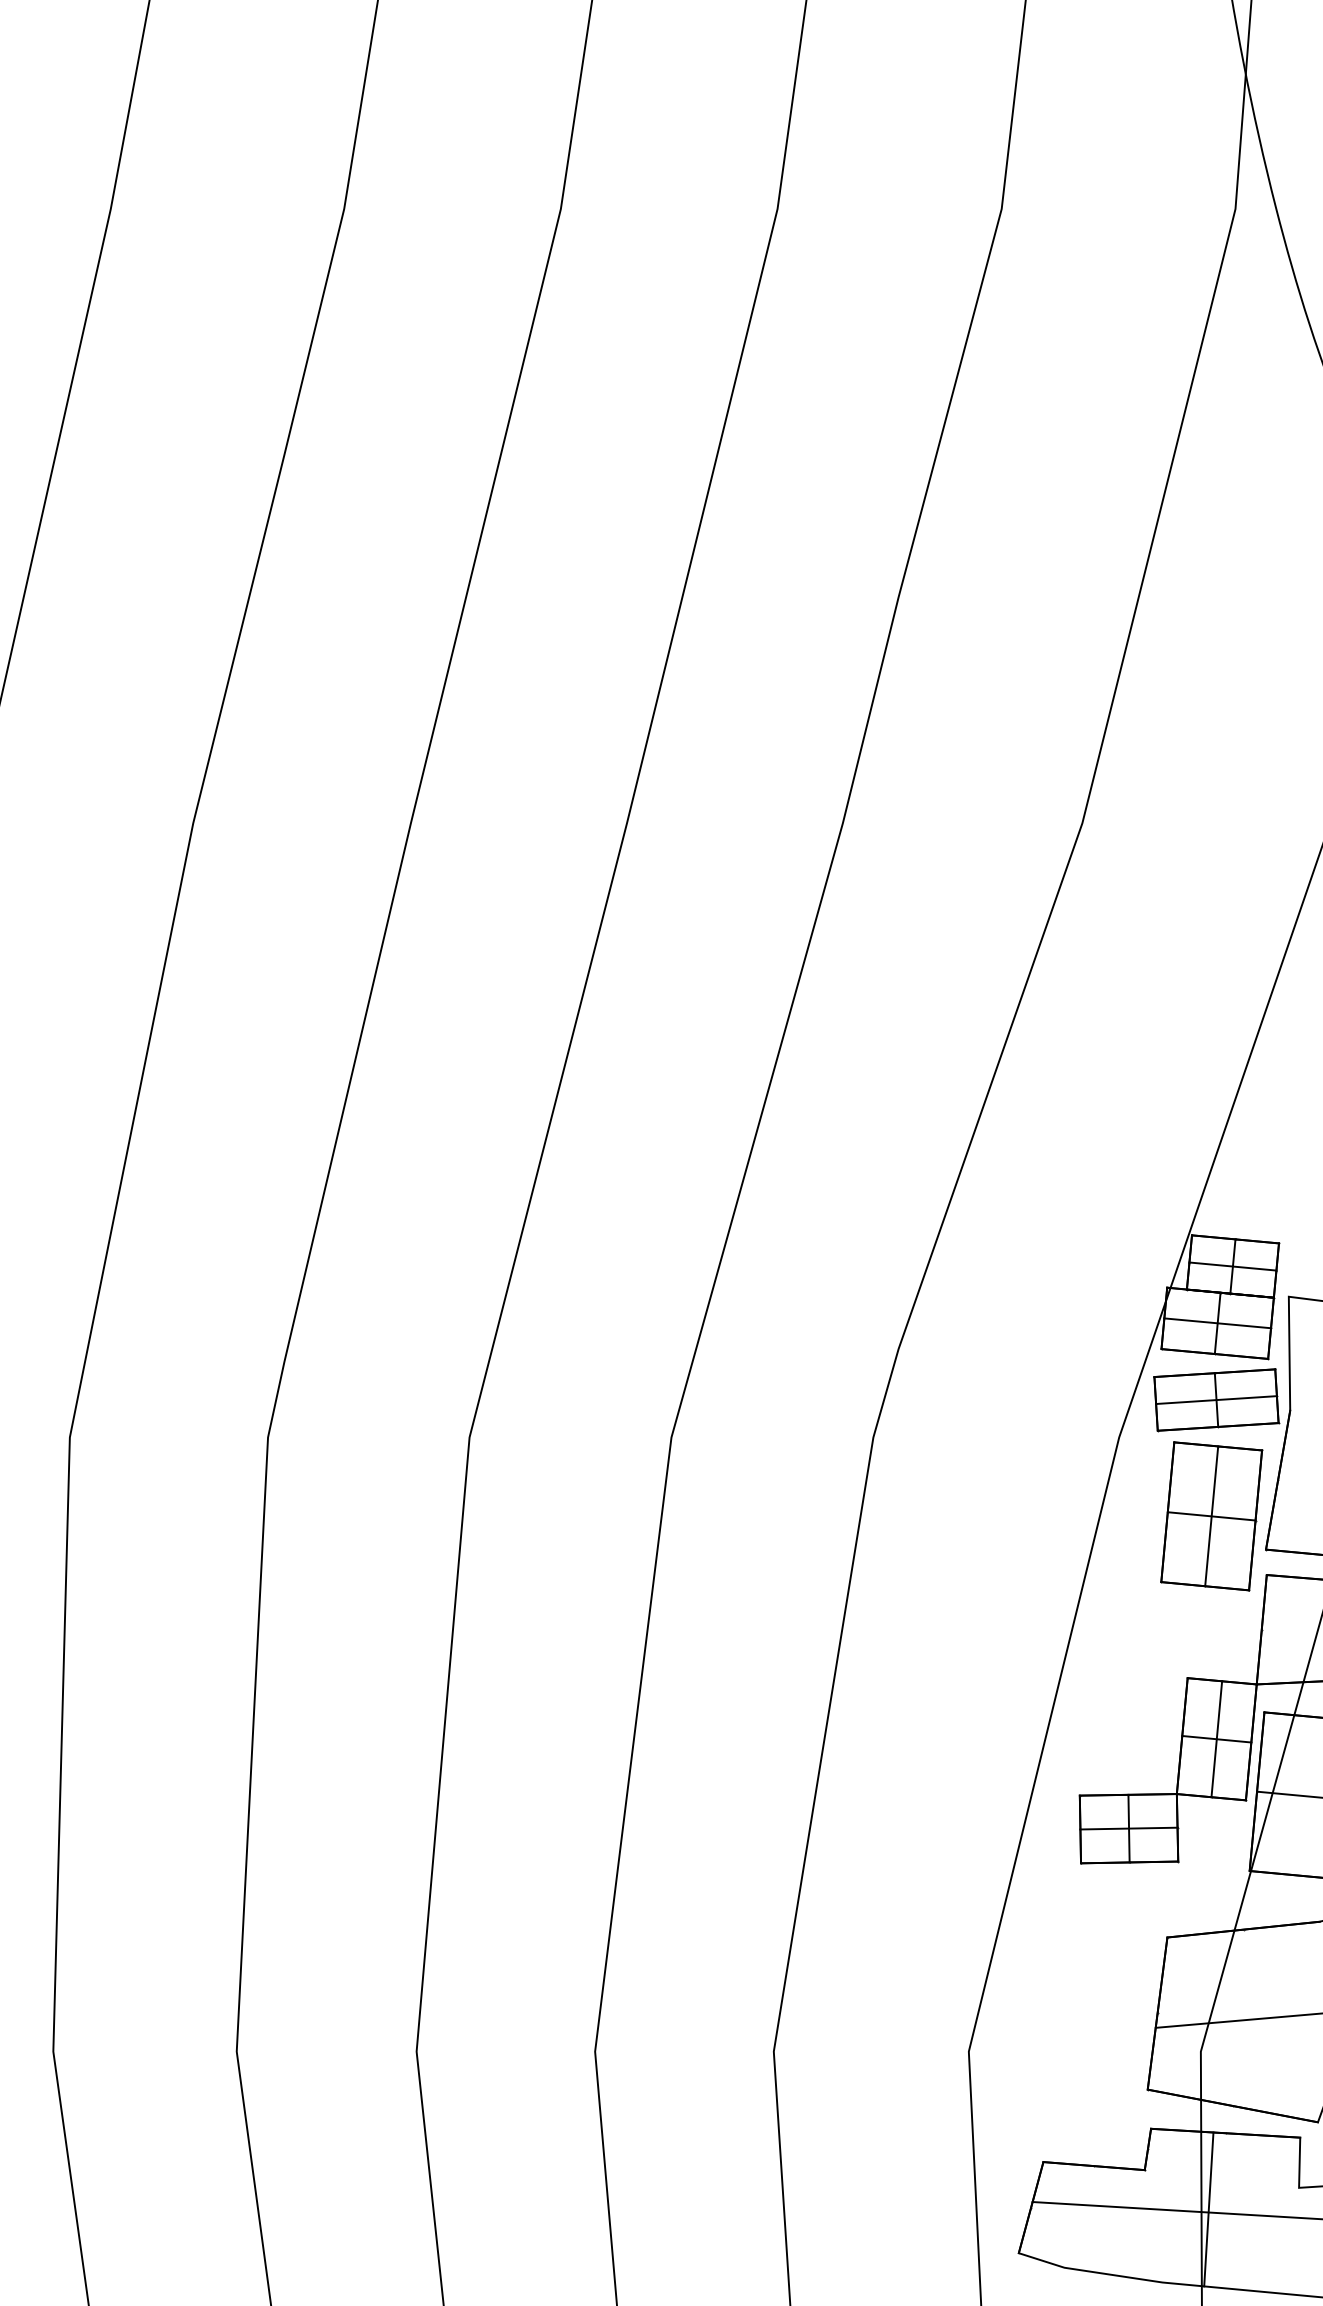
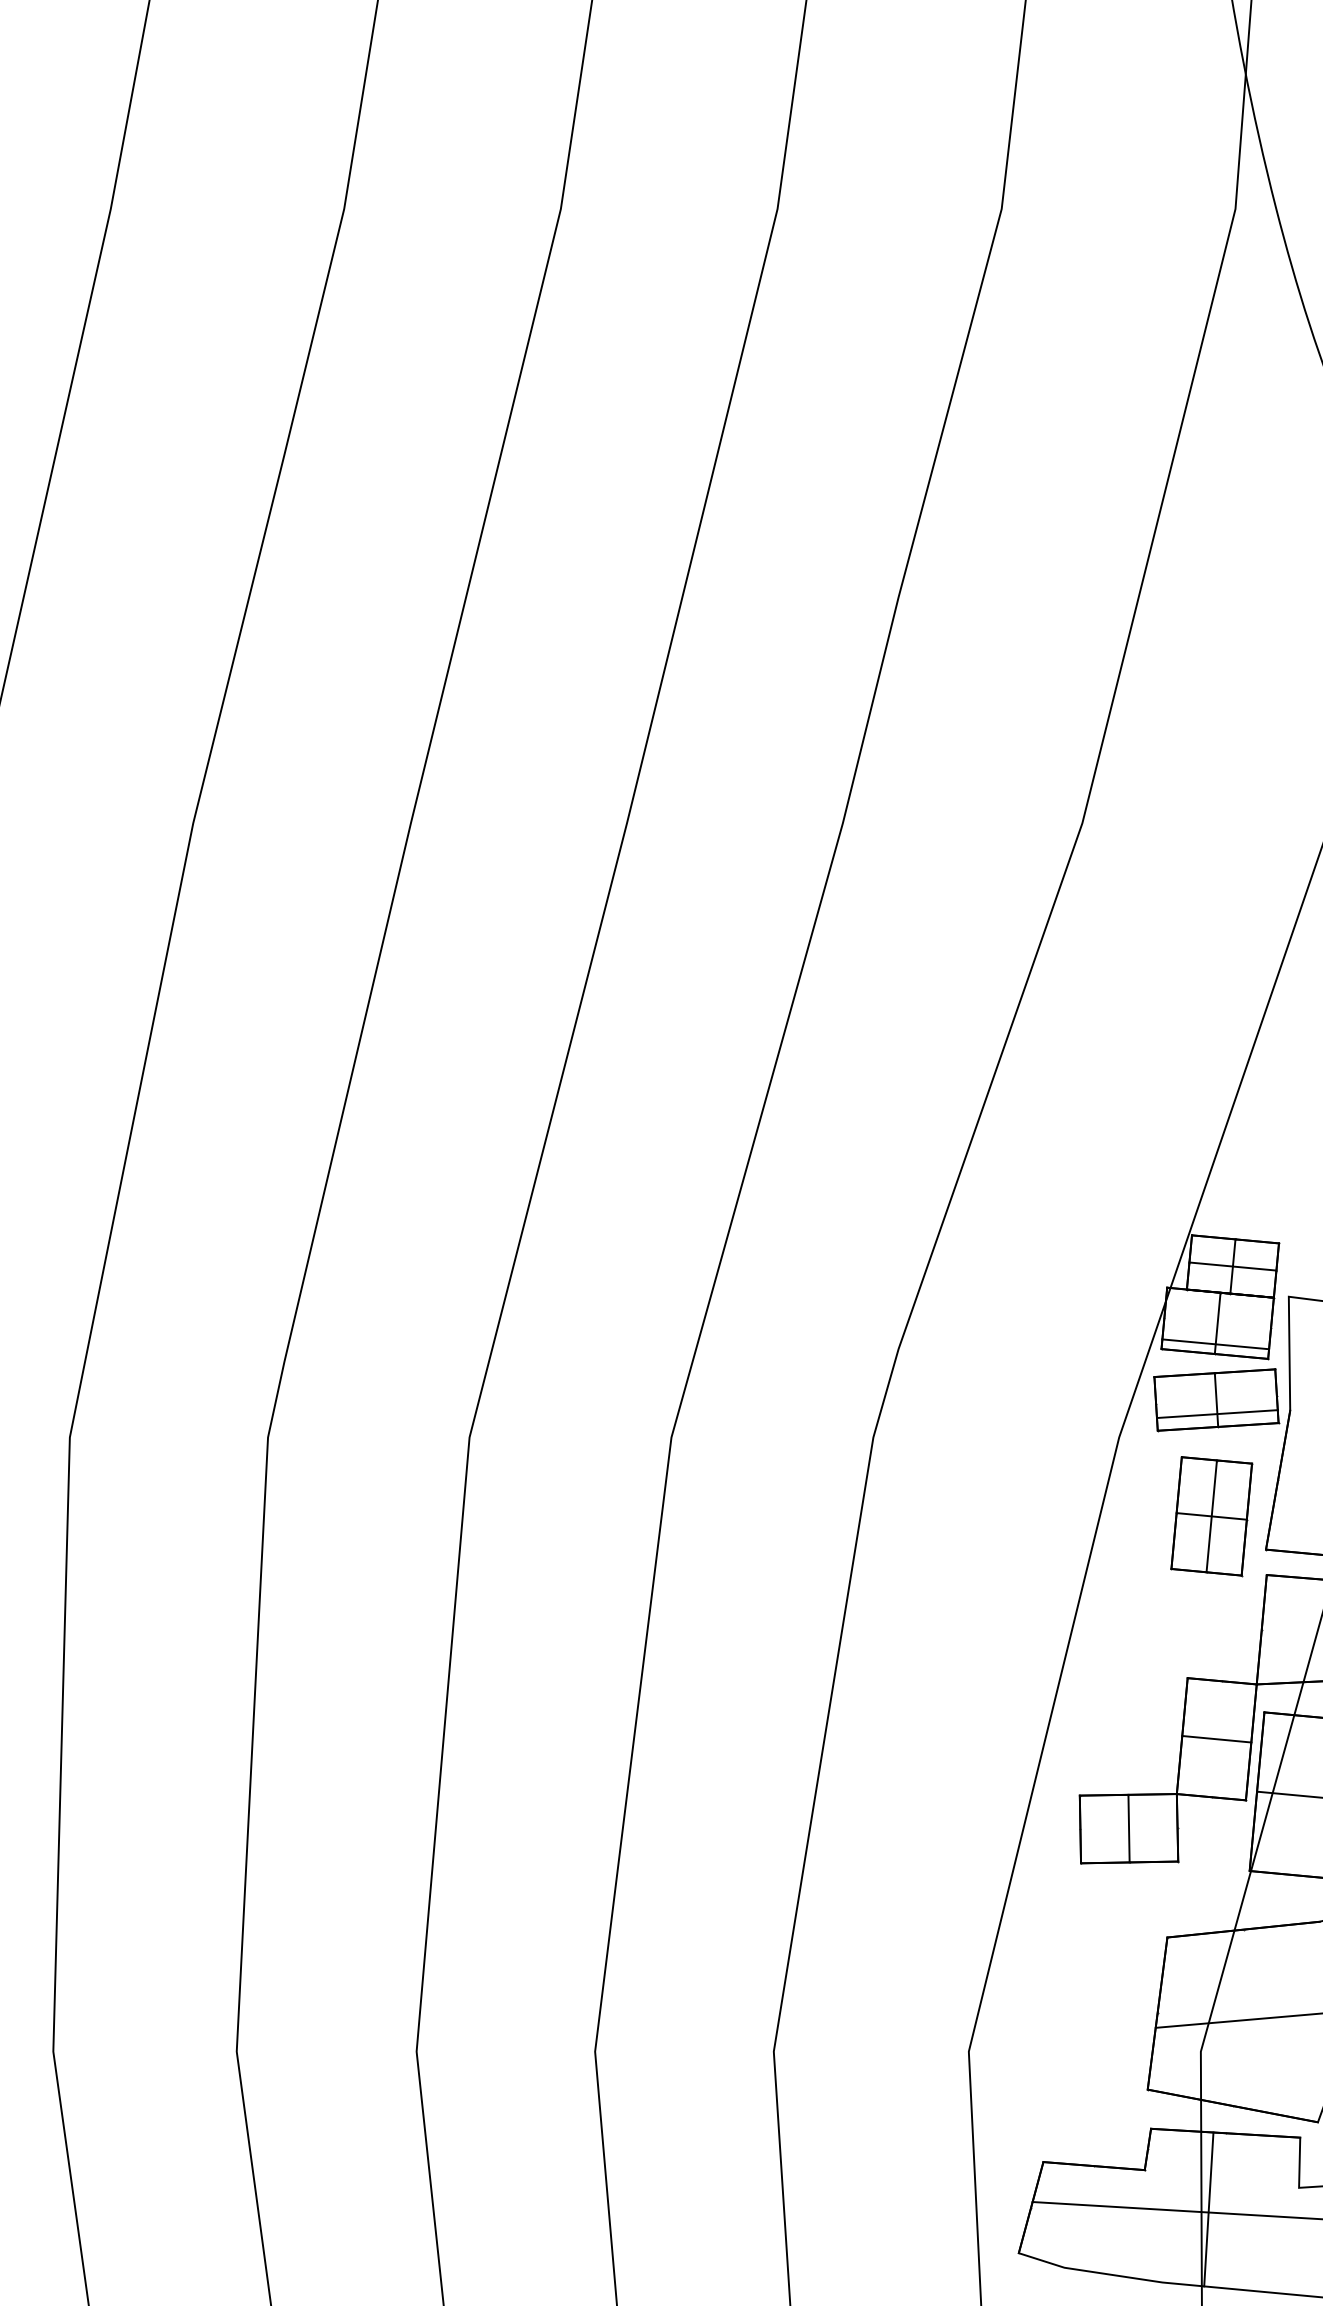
line position: (1217, 1323) -> (1215, 1344) (1215, 1344)
line position: (1216, 1400) -> (1217, 1414) (1217, 1414)
part size: 104x151 px -> 84x122 px (1211, 1516)
line: present -> none (1216, 1739)
line: present -> none (1128, 1828)
